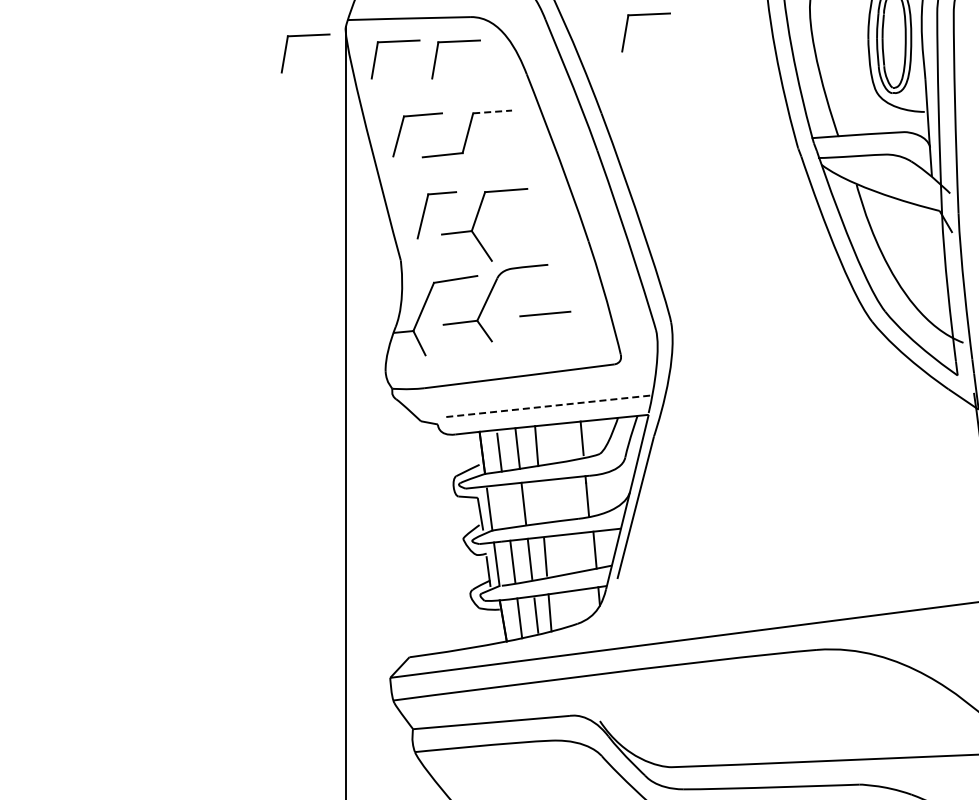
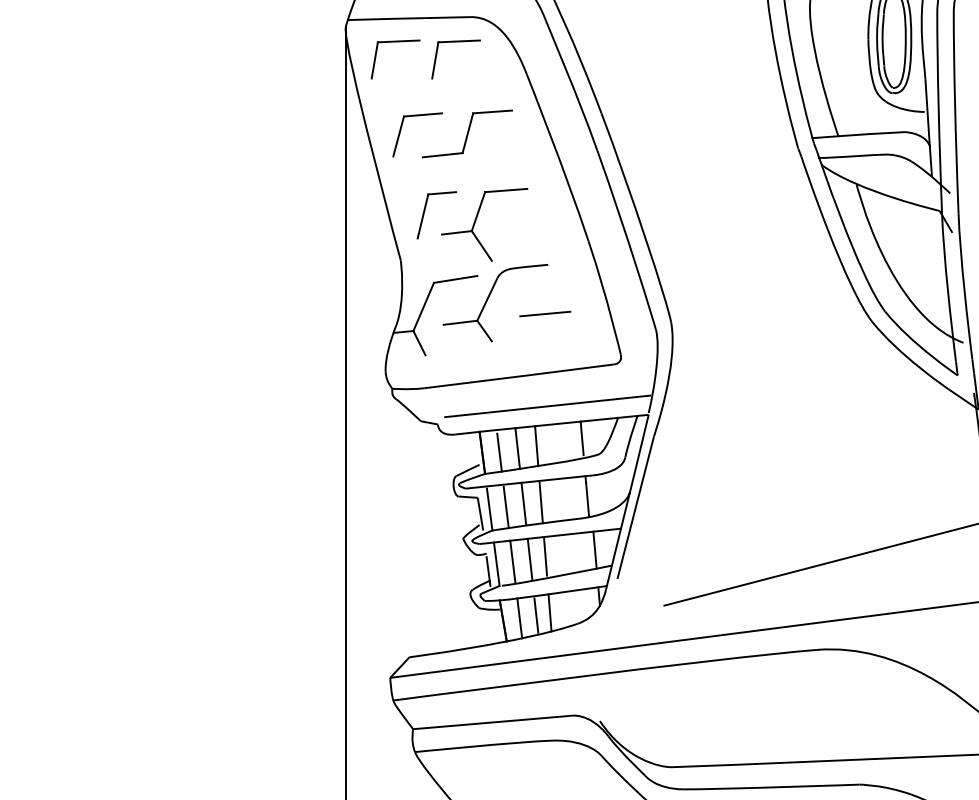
part: present -> none (645, 15)
part: present -> none (305, 36)
line: dashed -> solid (493, 111)
line: dashed -> solid (547, 406)
line: none -> present (540, 502)
line: none -> present (505, 506)
line: none -> present (819, 564)
